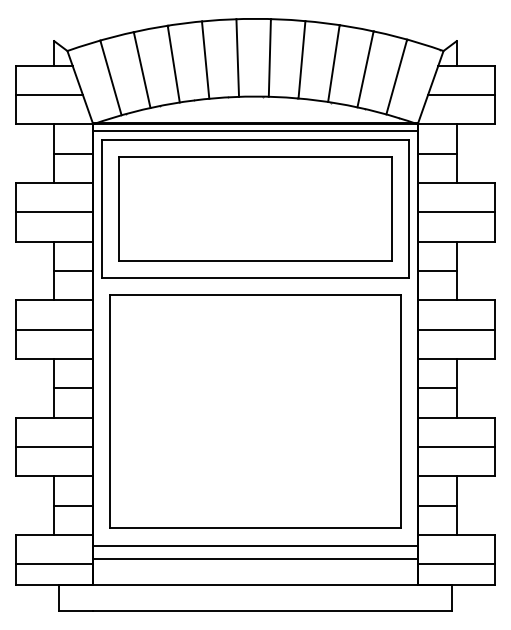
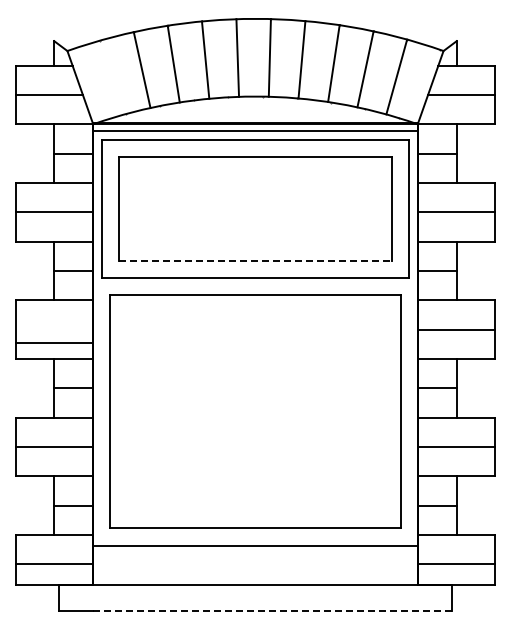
line: present -> none (110, 77)
line: solid -> dashed (255, 260)
line position: (54, 329) -> (54, 342) (54, 342)
line: present -> none (255, 559)
line: solid -> dashed (272, 611)
